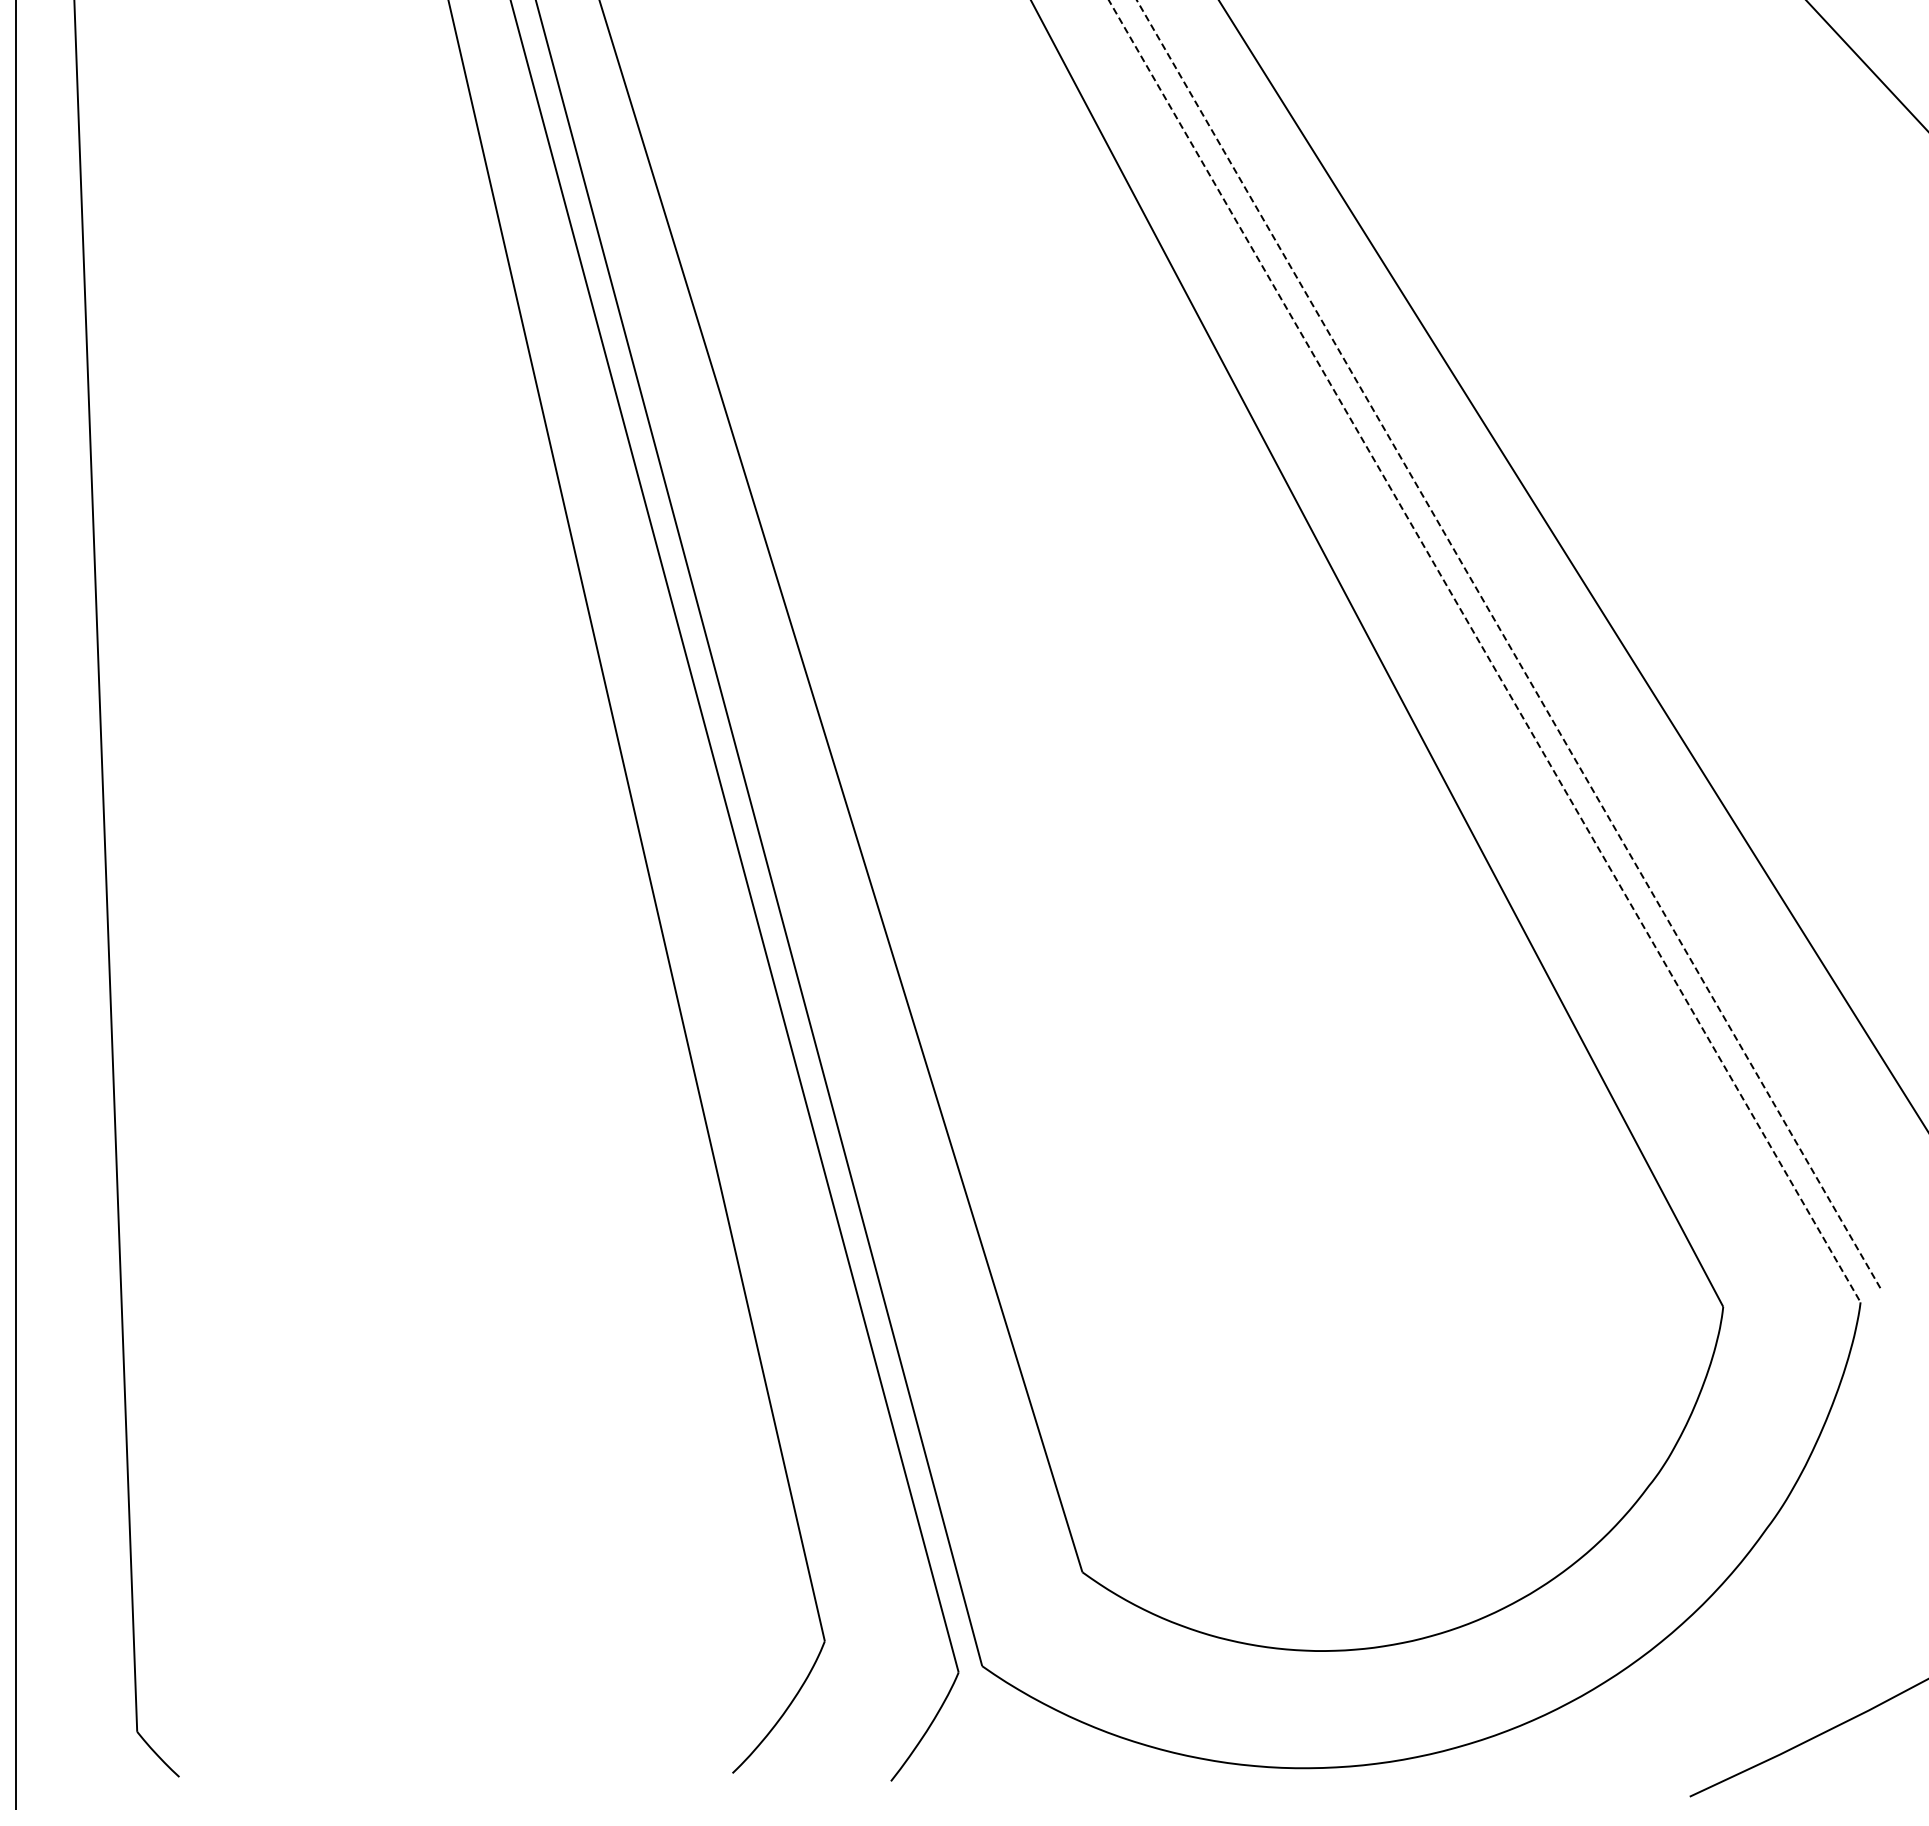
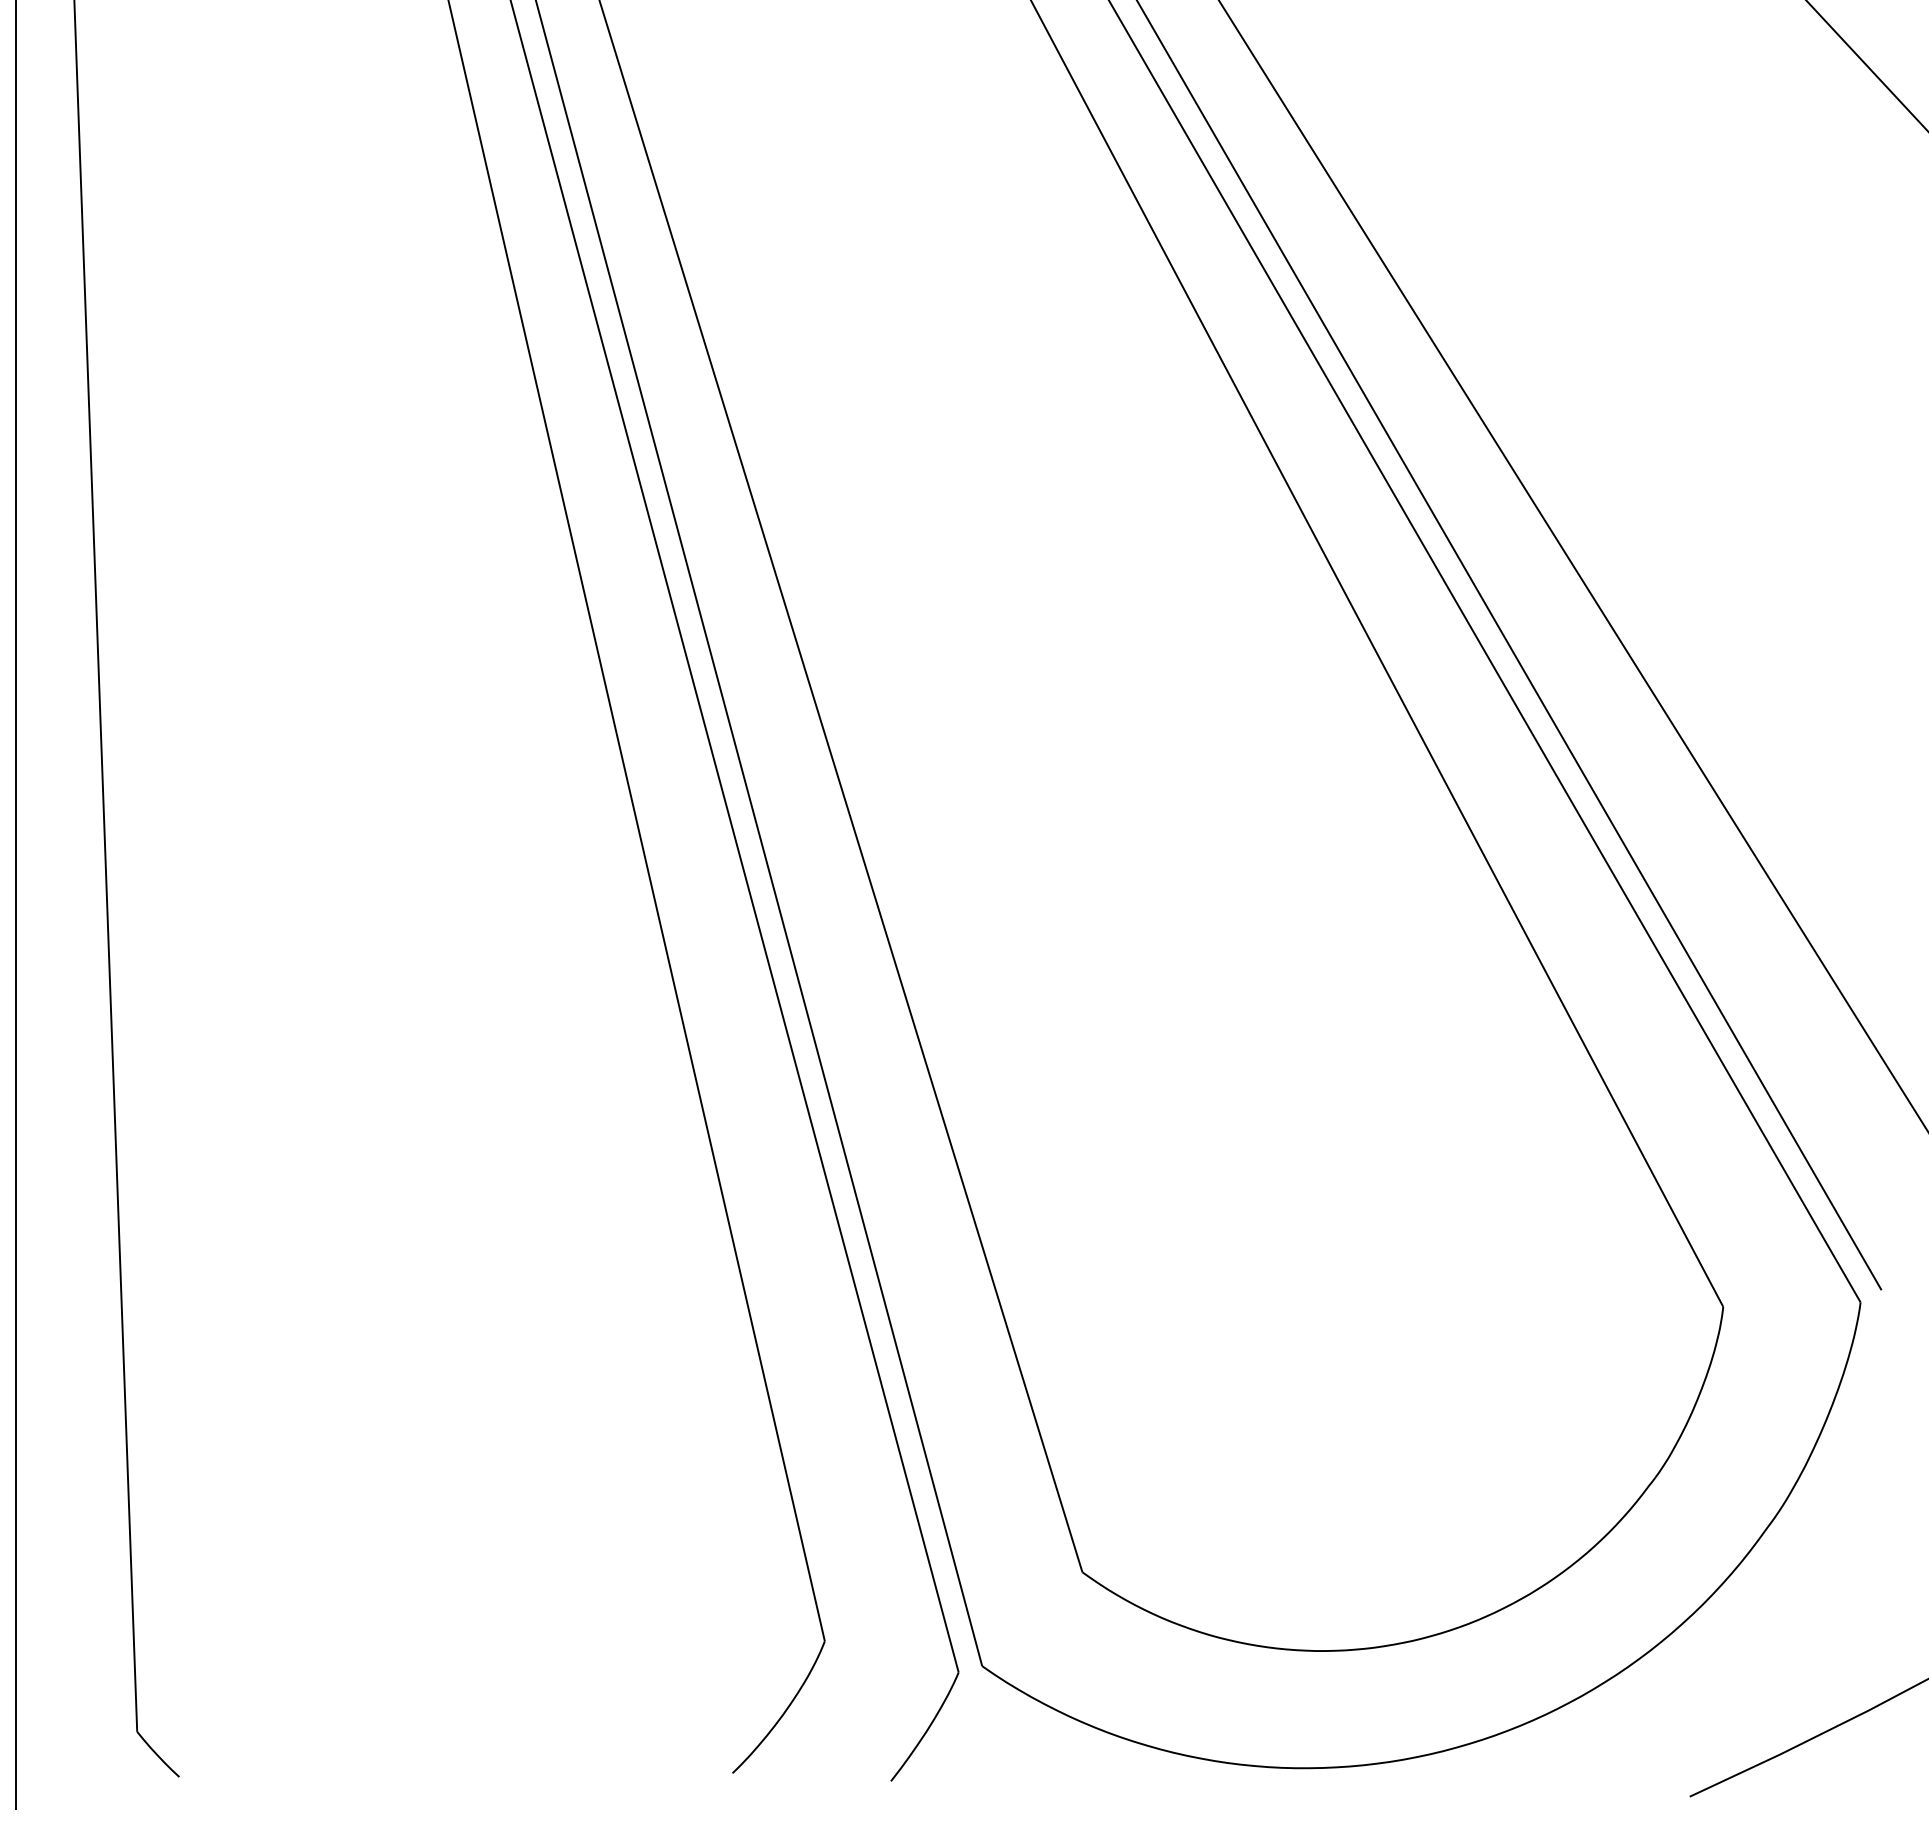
line: dashed -> solid (1509, 645)
line: dashed -> solid (1484, 651)
